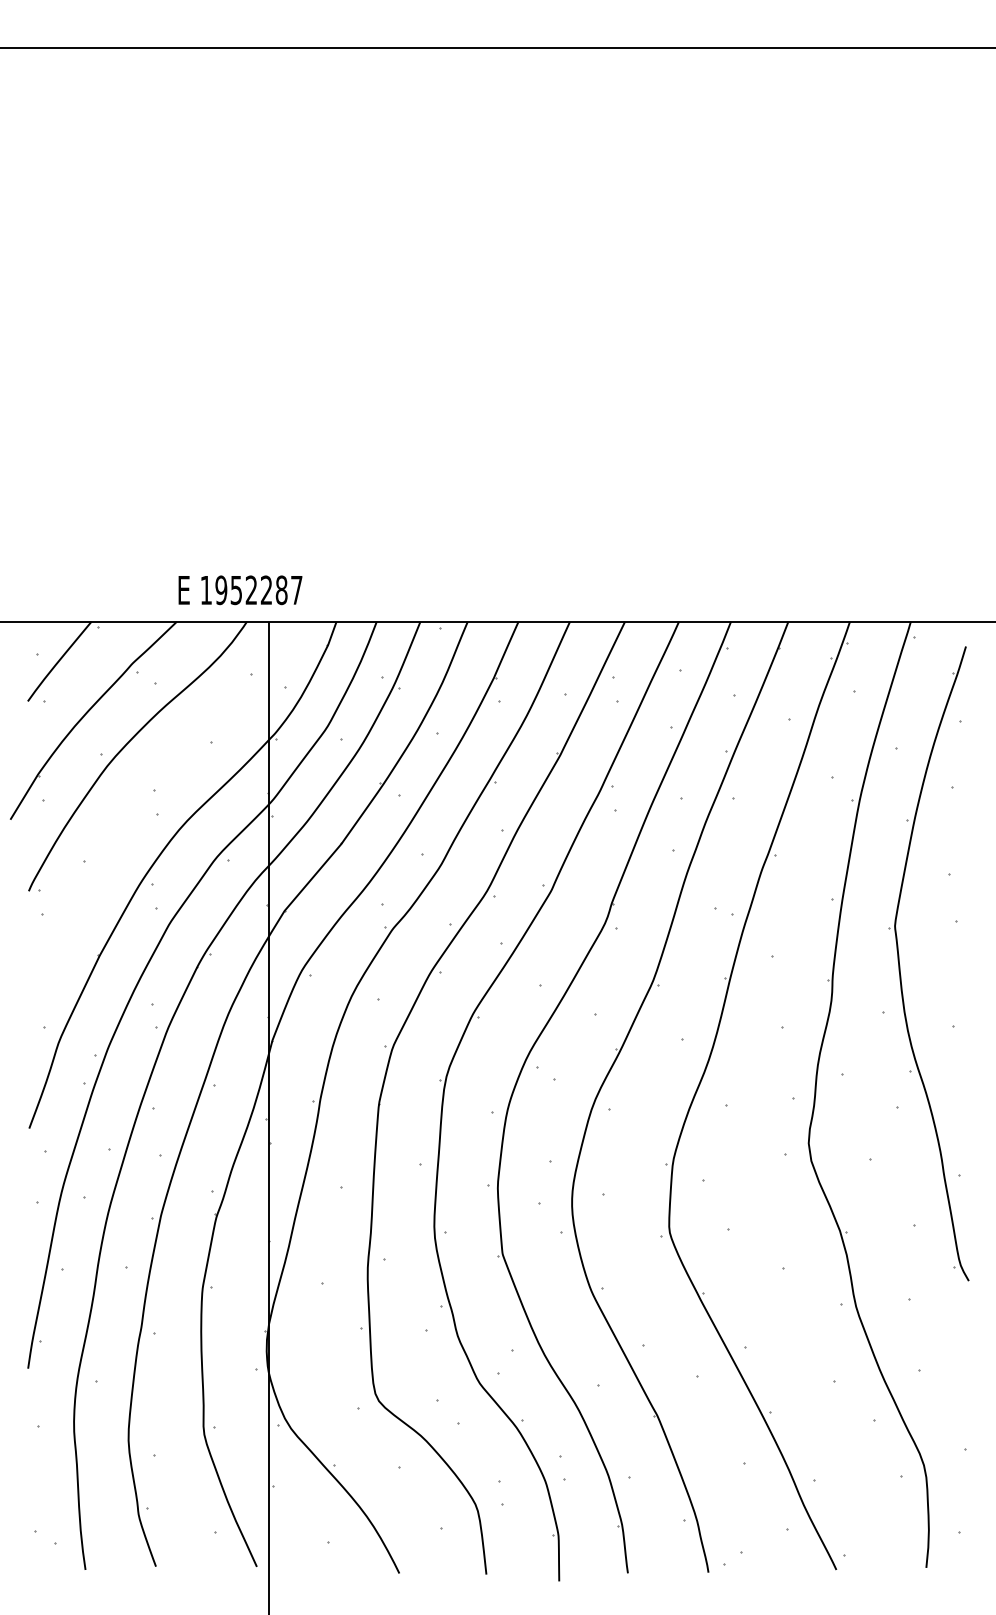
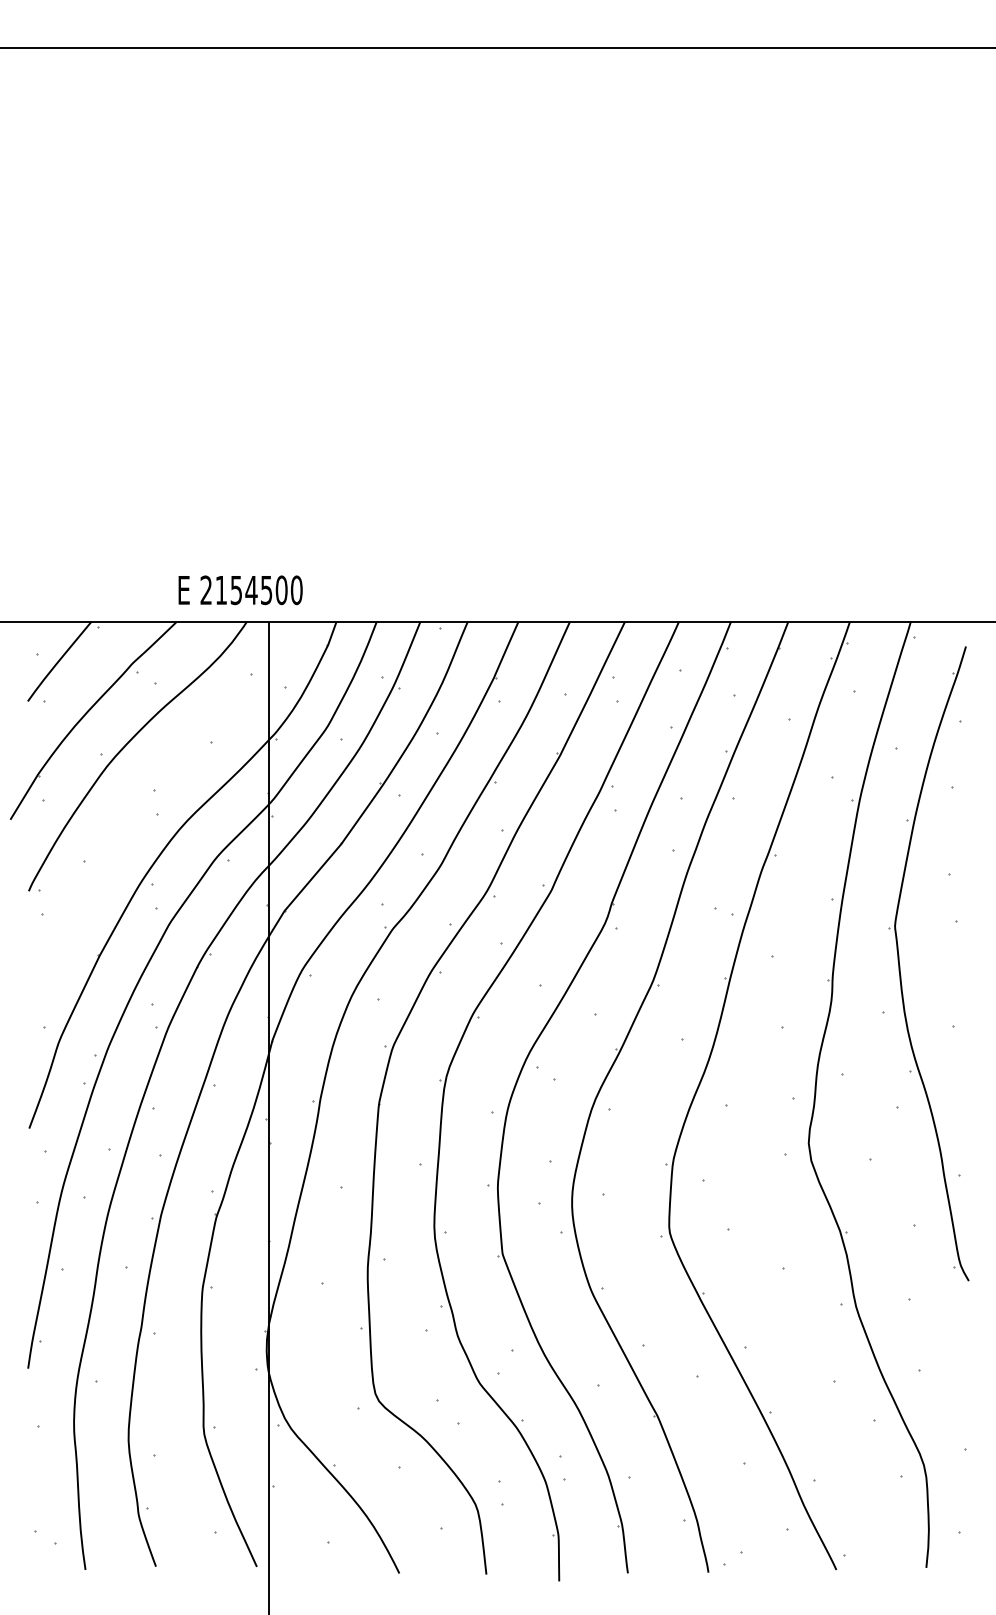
text: 1952287 -> 2154500 (251, 590)
